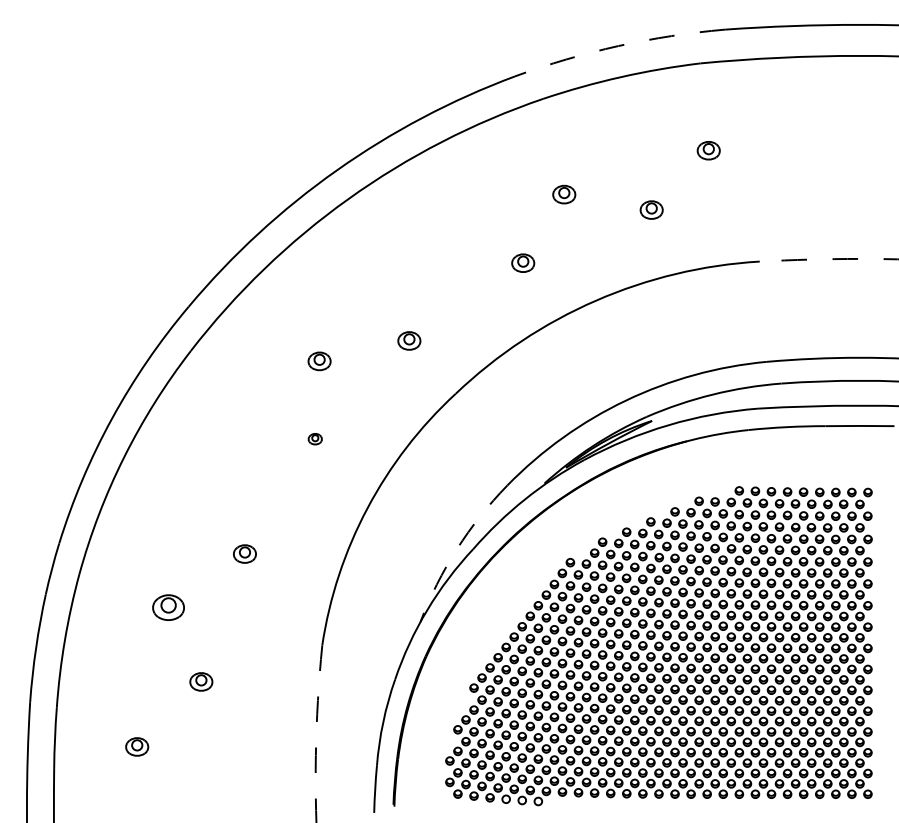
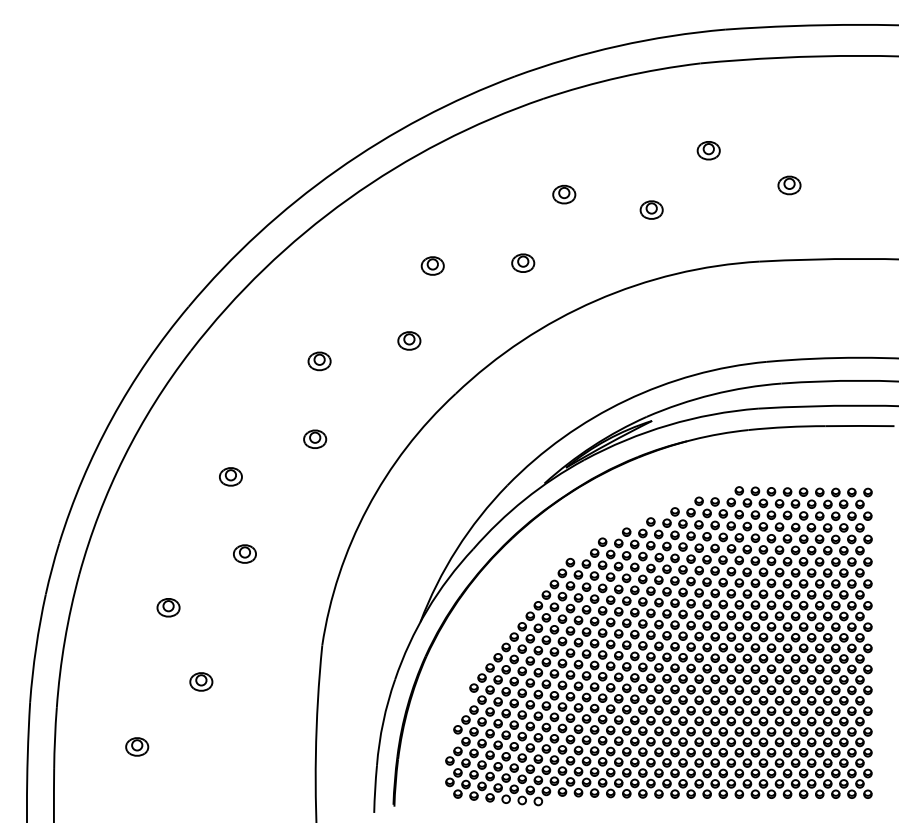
arc: dashed -> solid (618, 46)
part: none -> present (789, 185)
arc: dashed -> solid (829, 259)
part: none -> present (432, 265)
part size: 16x13 px -> 25x20 px (315, 438)
part: none -> present (230, 476)
arc: dashed -> solid (456, 549)
part size: 33x27 px -> 25x20 px (168, 607)
arc: dashed -> solid (316, 733)
